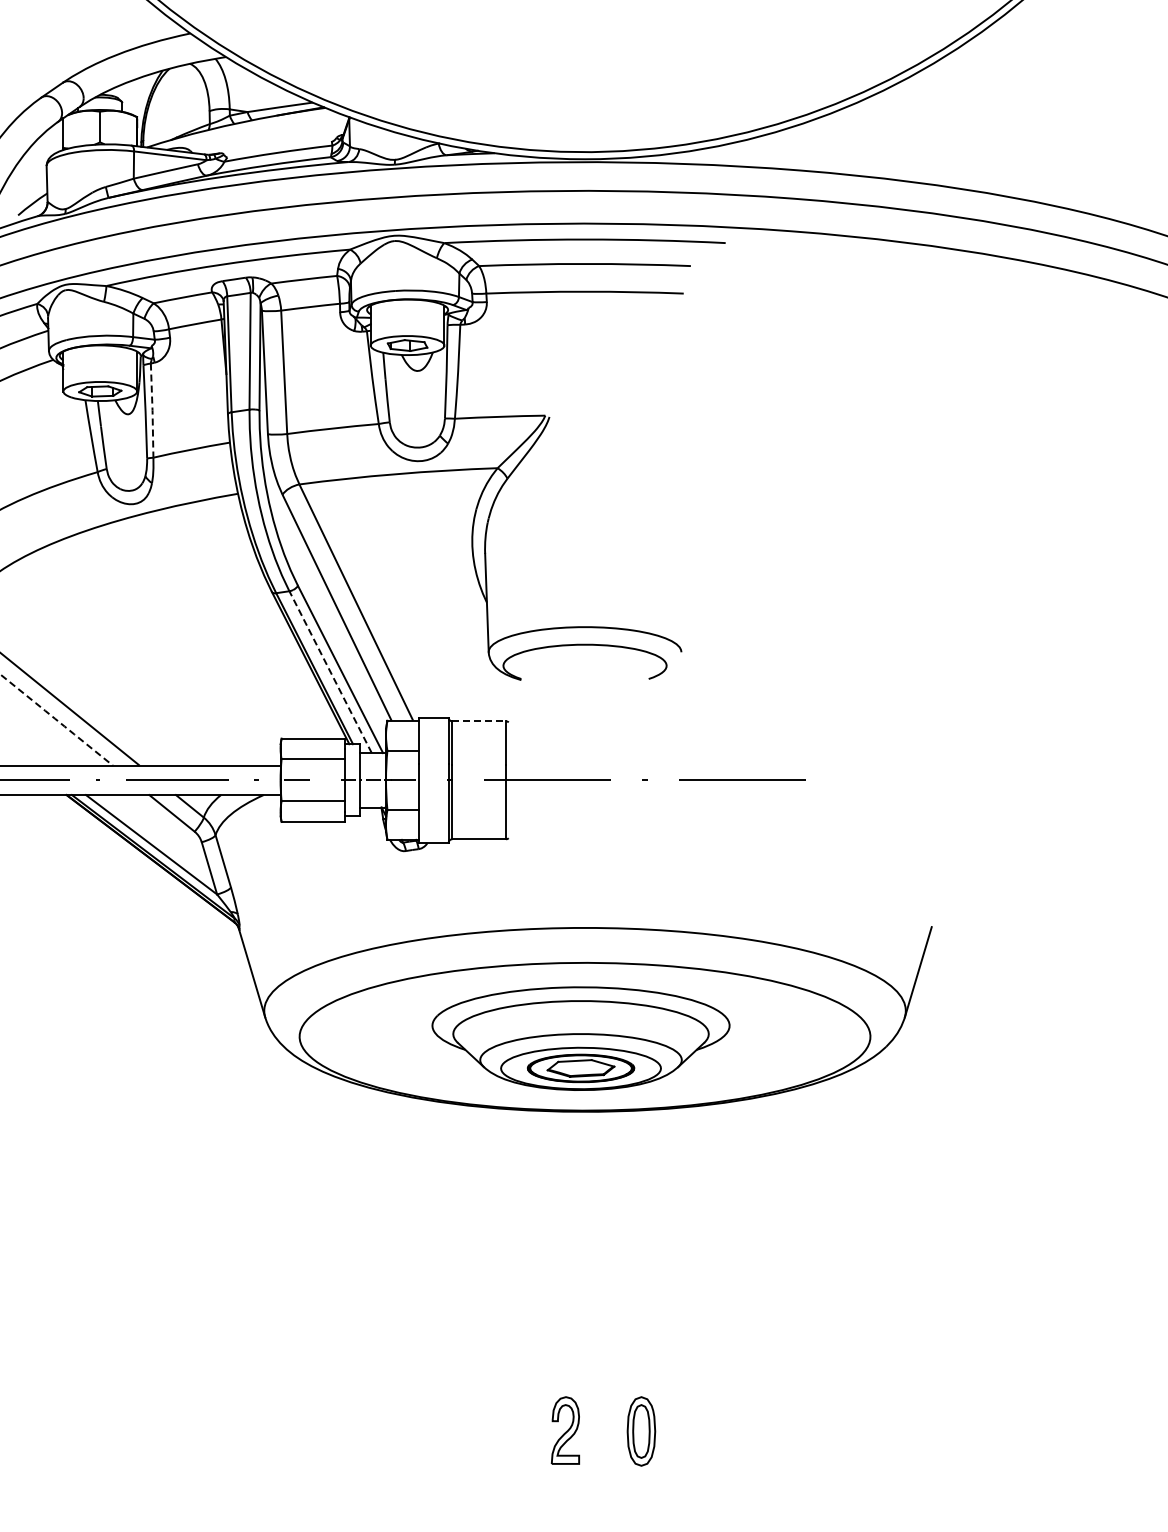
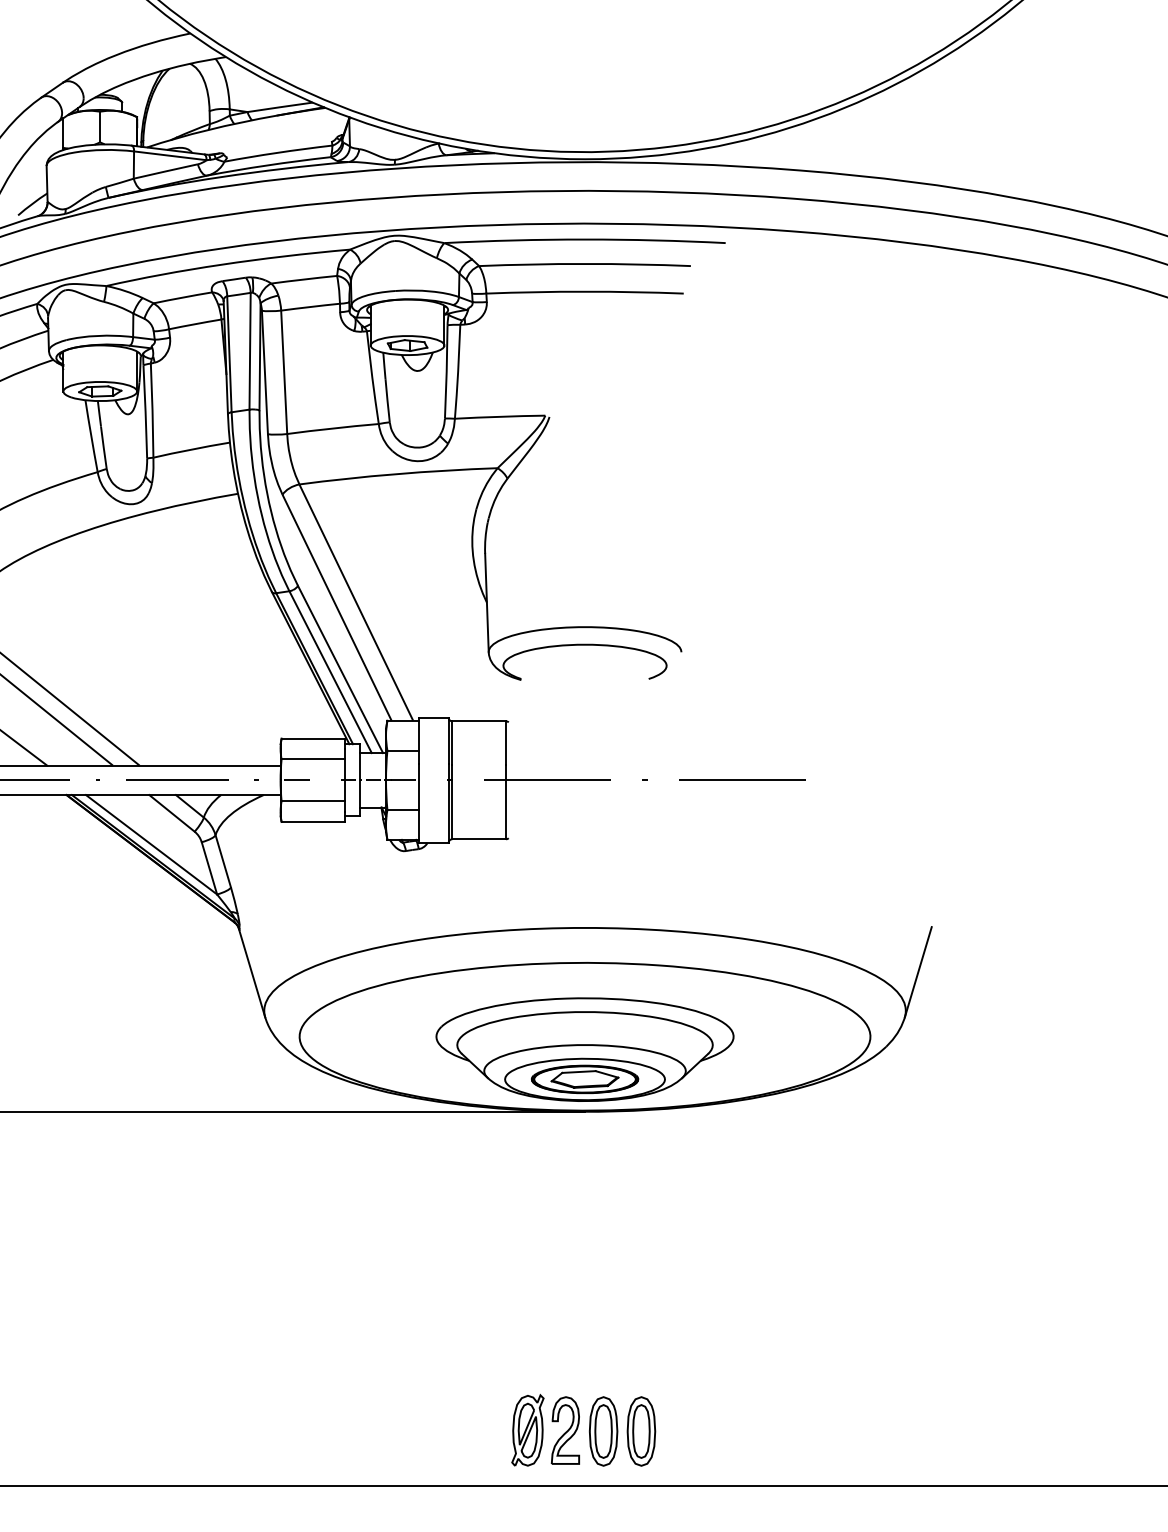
line: dashed -> solid (152, 410)
line: dashed -> solid (330, 672)
arc: dashed -> solid (56, 719)
line: dashed -> solid (479, 721)
line: none -> present (24, 748)
part position: (580, 1038) -> (584, 1049) (584, 1049)
line: none -> present (293, 1111)
part: none -> present (527, 1430)
part: none -> present (603, 1431)
line: none -> present (583, 1486)
